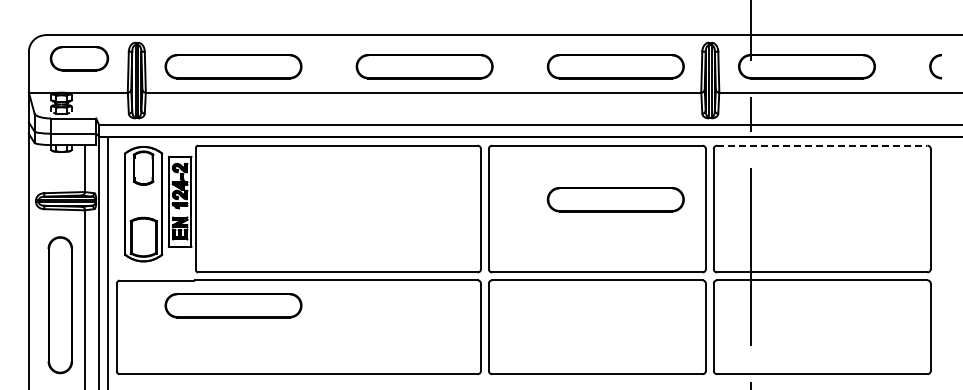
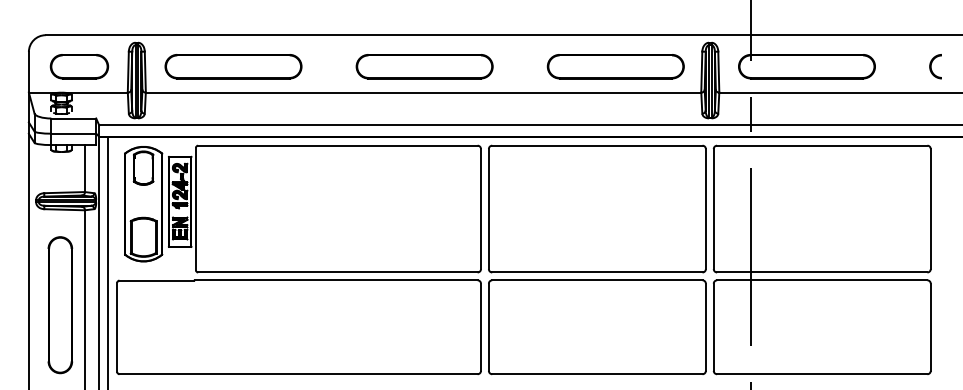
part position: (79, 58) -> (79, 66) (79, 66)
line: dashed -> solid (822, 145)
part: present -> none (615, 199)
part: present -> none (233, 305)
